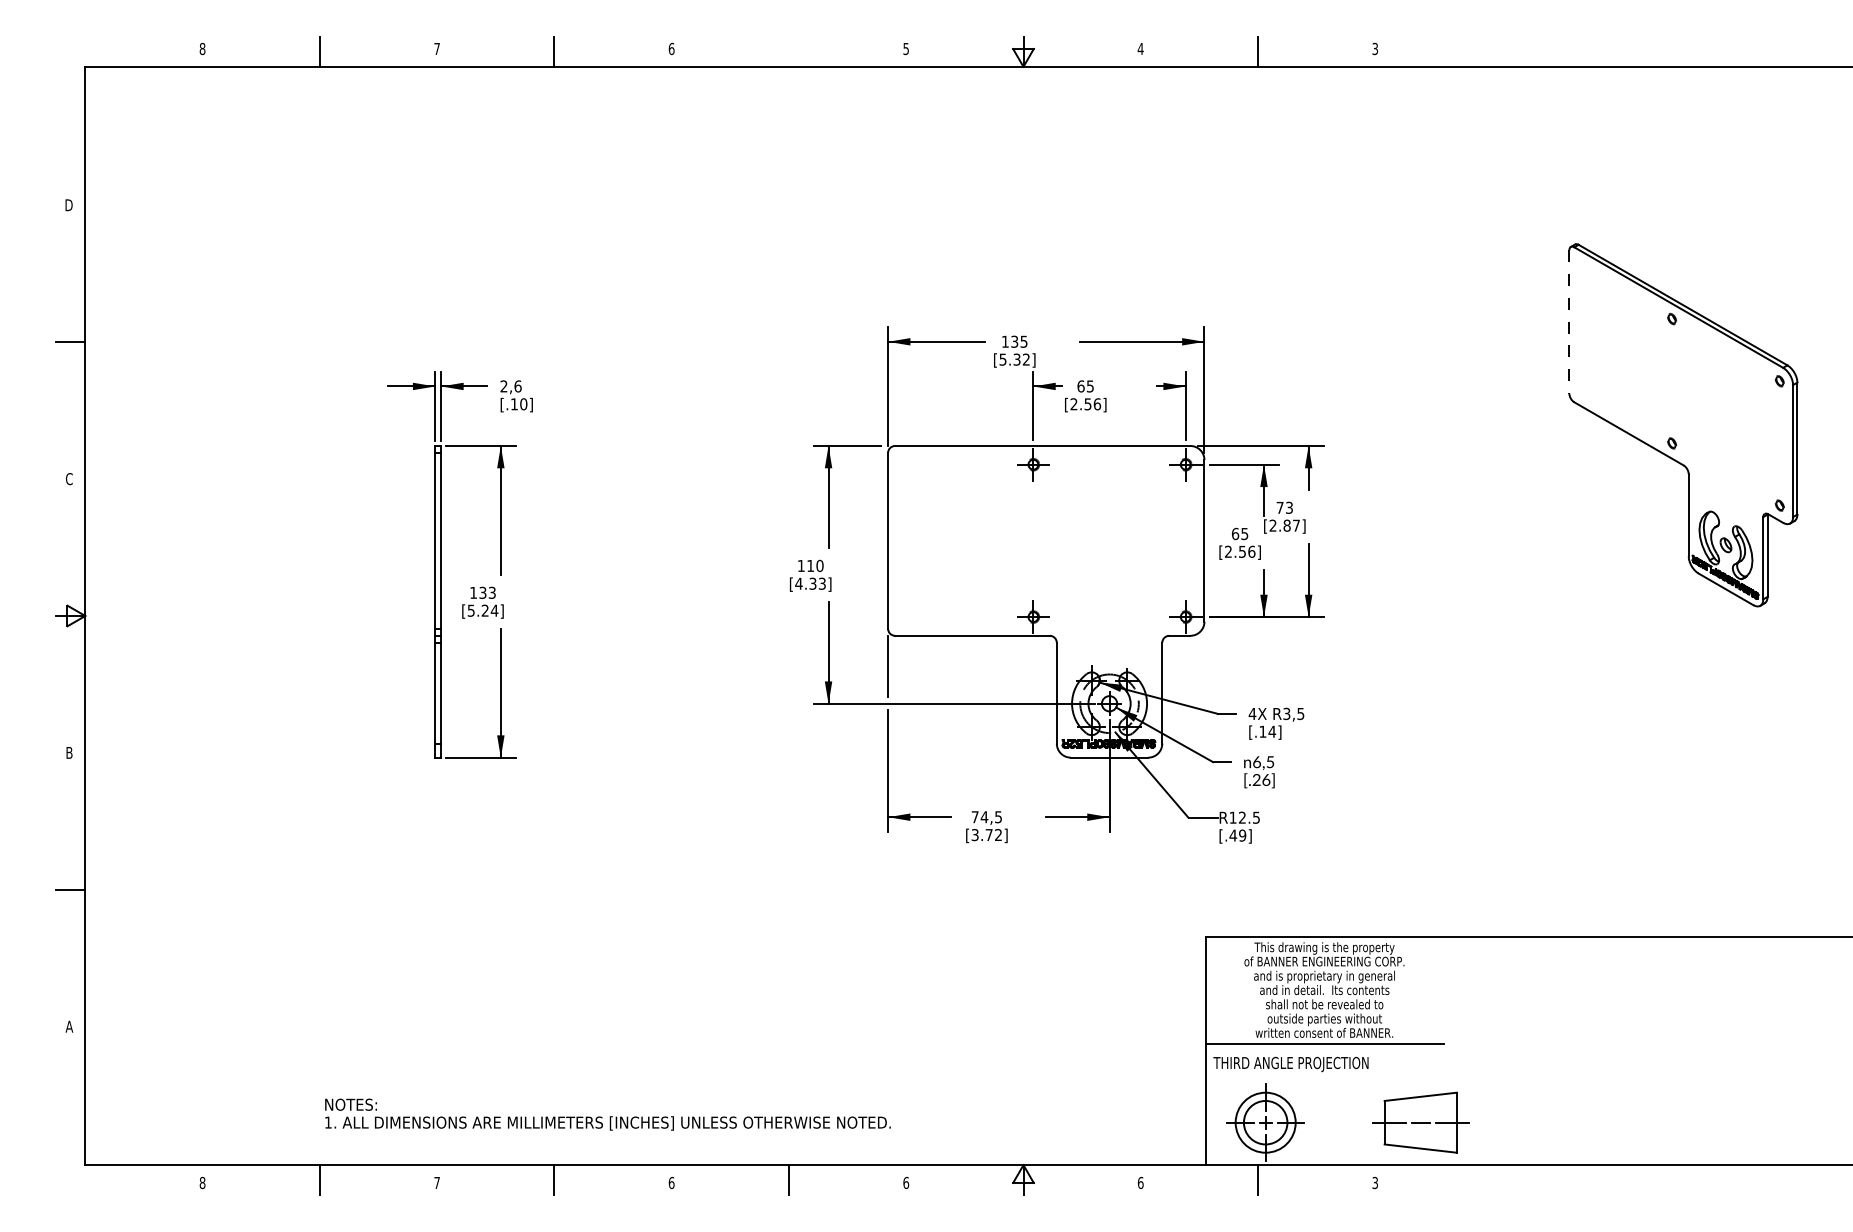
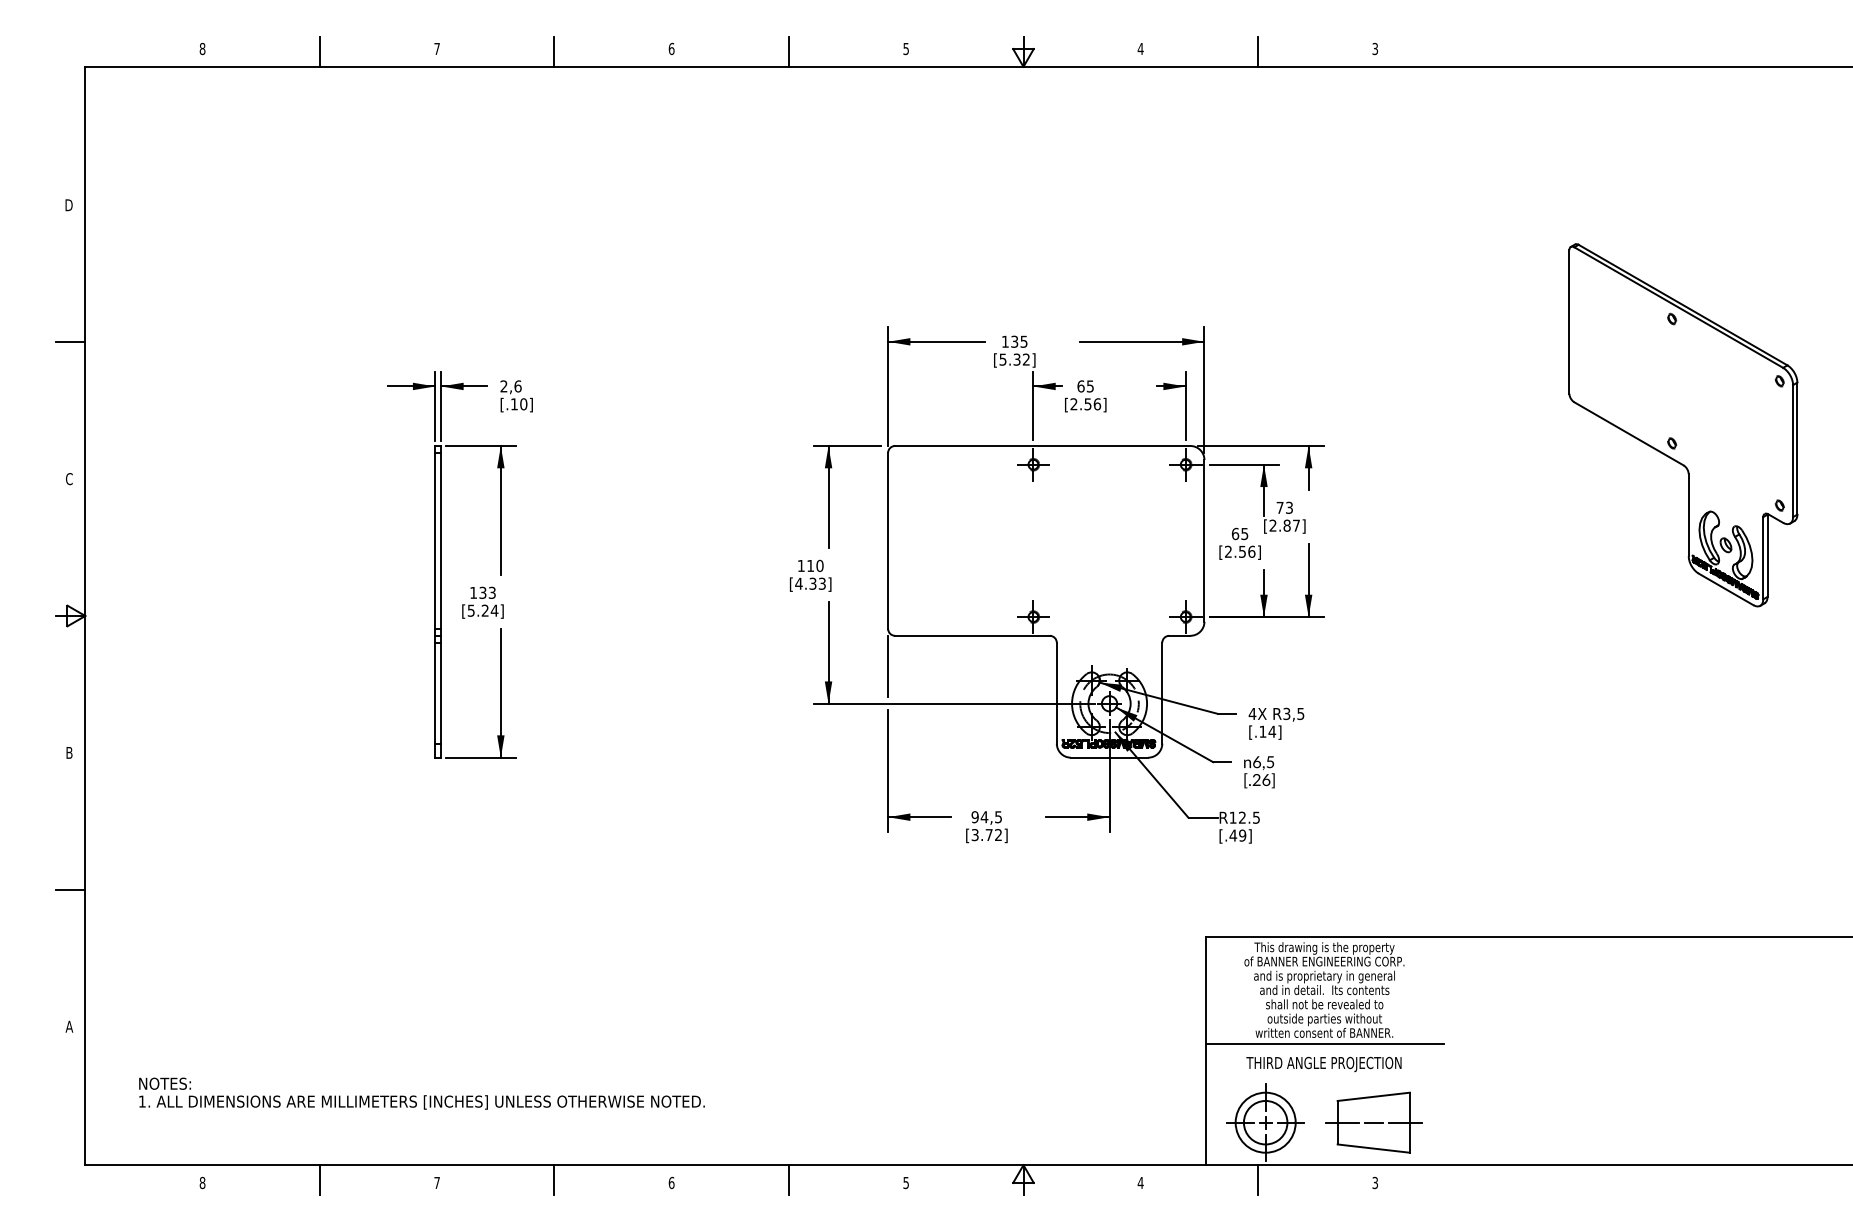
line: none -> present (788, 51)
line: dashed -> solid (1569, 321)
text: 74,5 -> 94,5 (974, 817)
text position: (1290, 1064) -> (1323, 1064) (1323, 1064)
text position: (607, 1114) -> (421, 1093) (421, 1093)
part position: (1420, 1122) -> (1373, 1122) (1373, 1122)
text: 6 -> 5 (906, 1182)
text: 6 -> 4 (1140, 1182)
